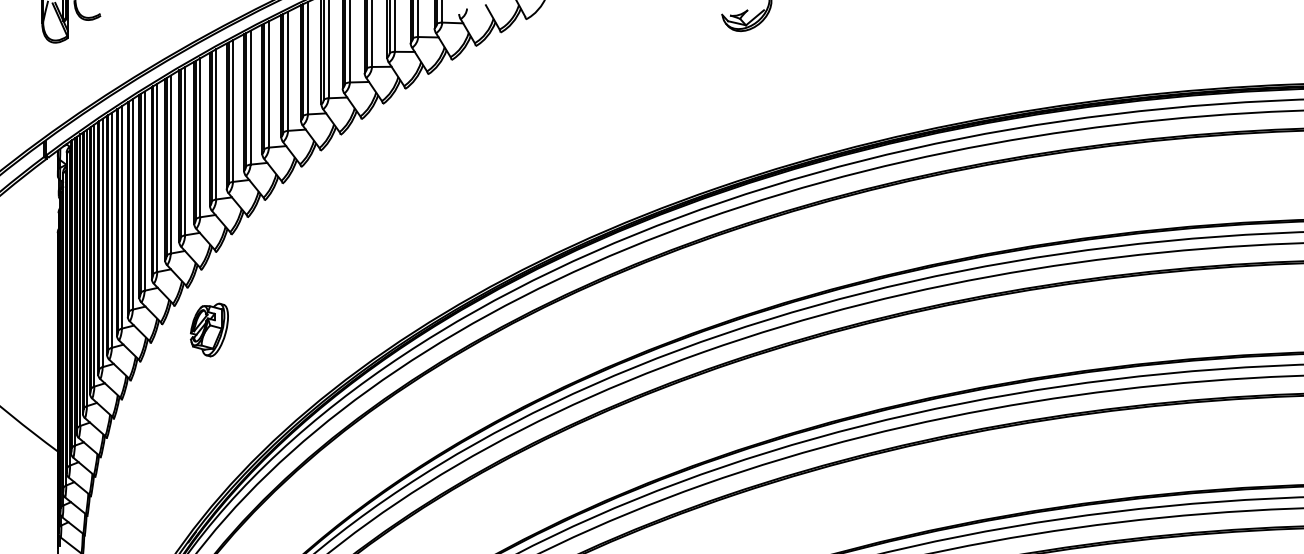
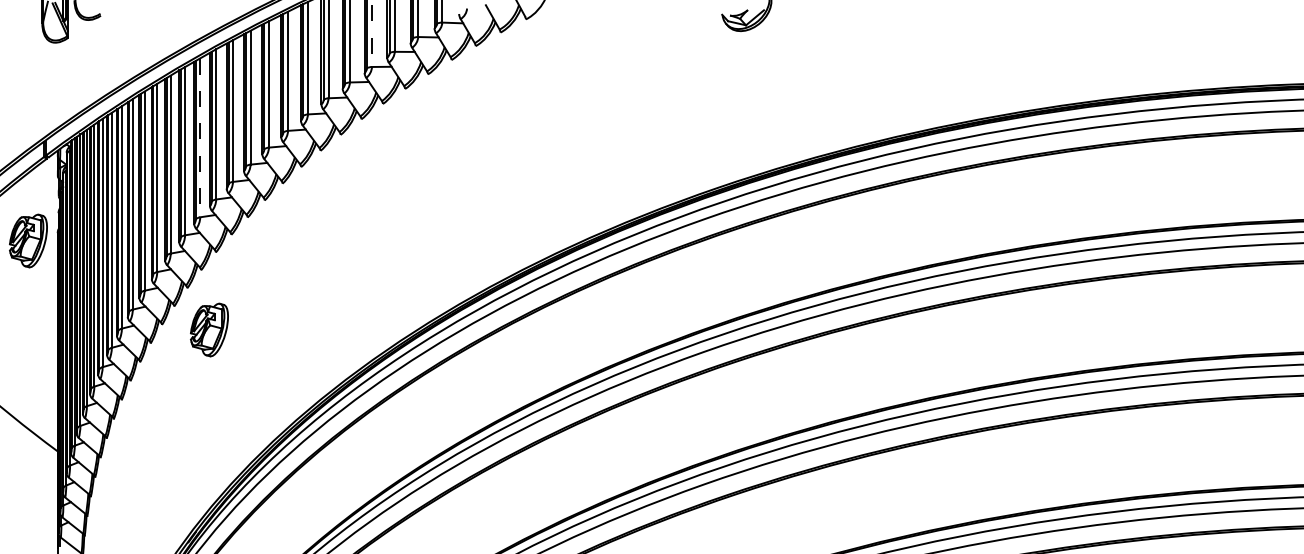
line: solid -> dashed (371, 34)
line: solid -> dashed (200, 137)
part: none -> present (28, 240)
